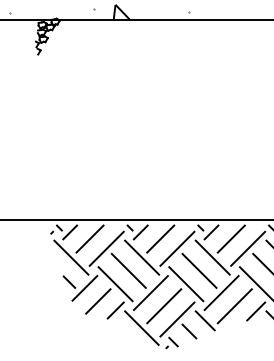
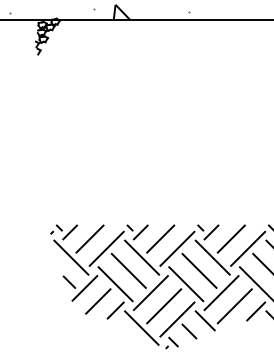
line: present -> none (136, 219)
